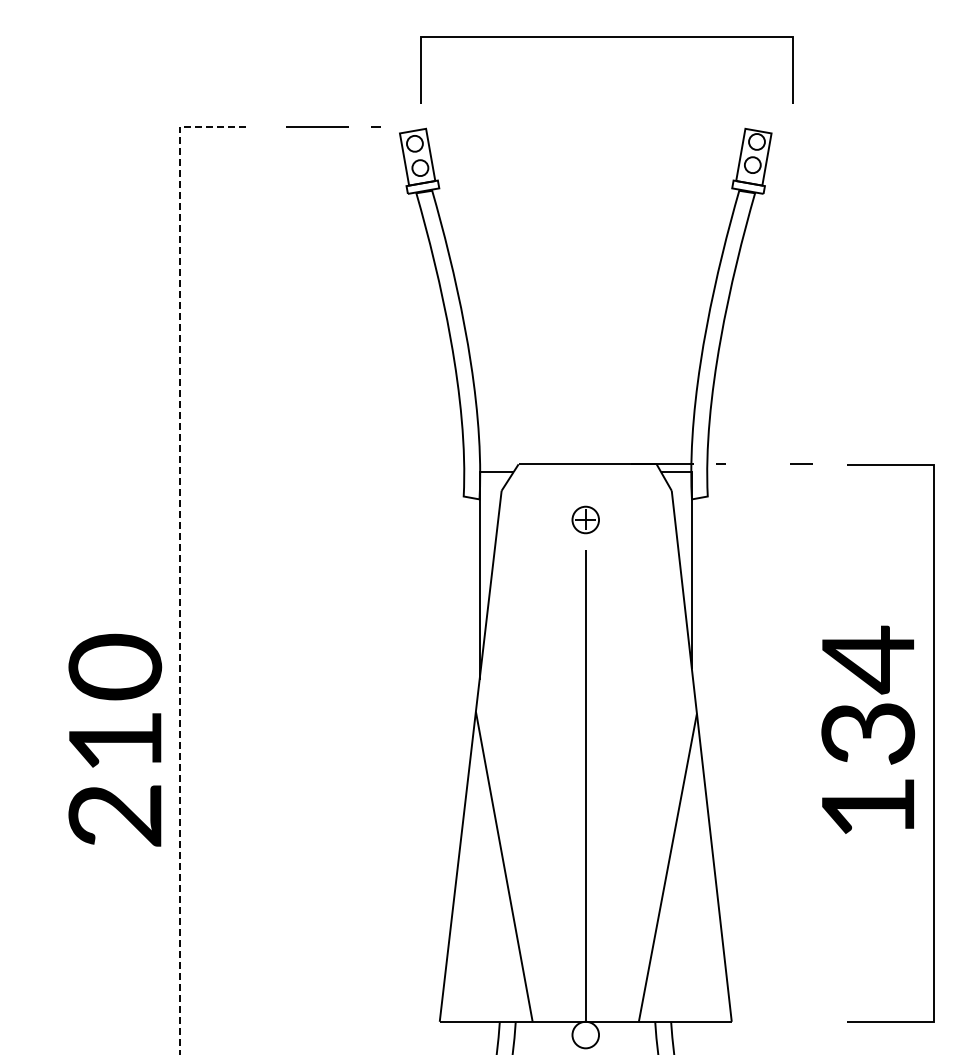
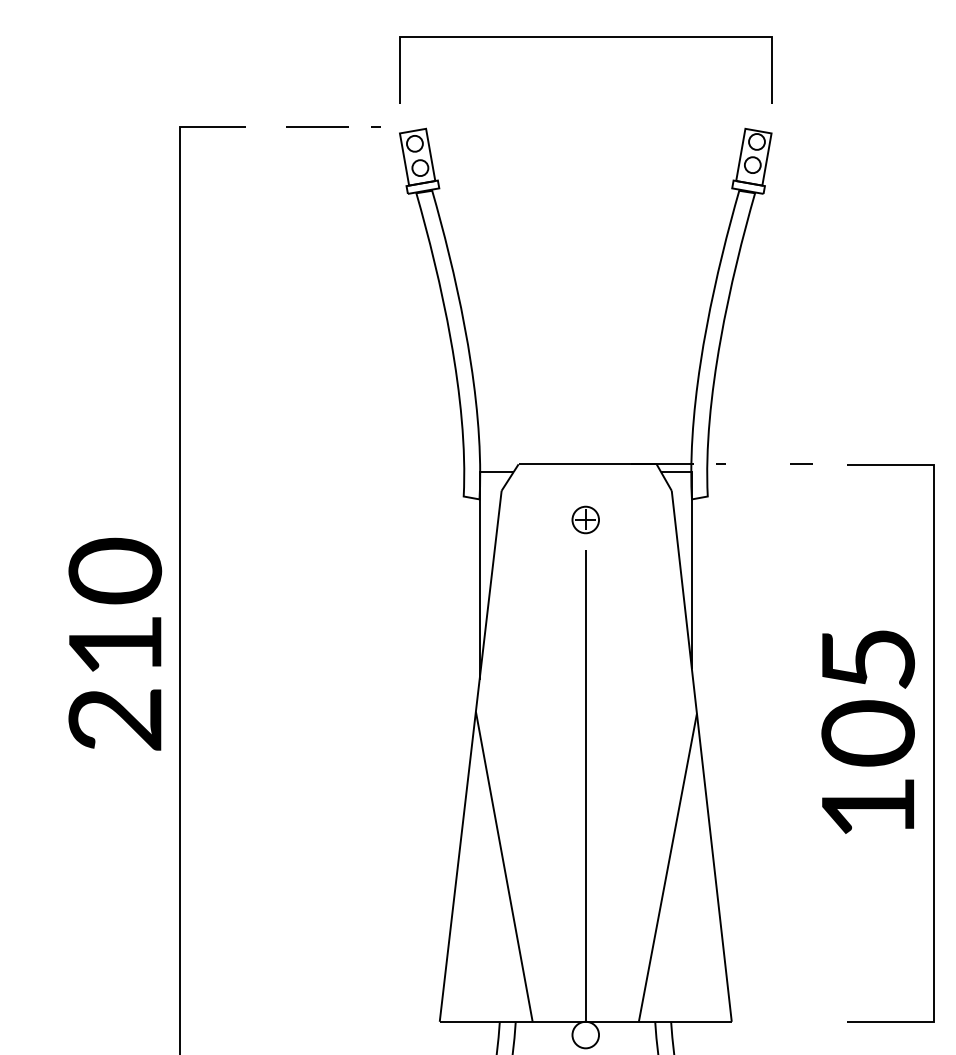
line position: (606, 37) -> (585, 37) (585, 37)
line: dashed -> solid (179, 556)
text: 134 -> 105 (868, 695)
text position: (115, 739) -> (115, 643) (115, 643)
